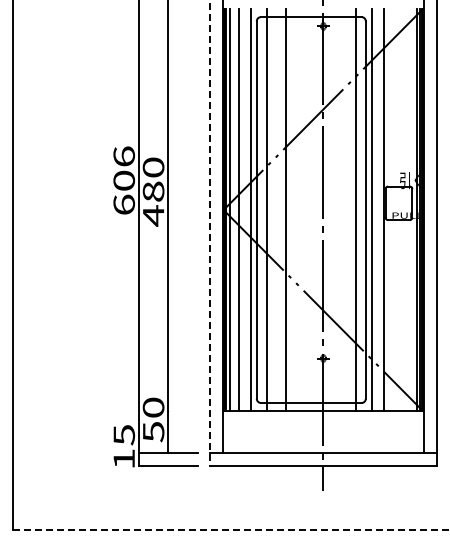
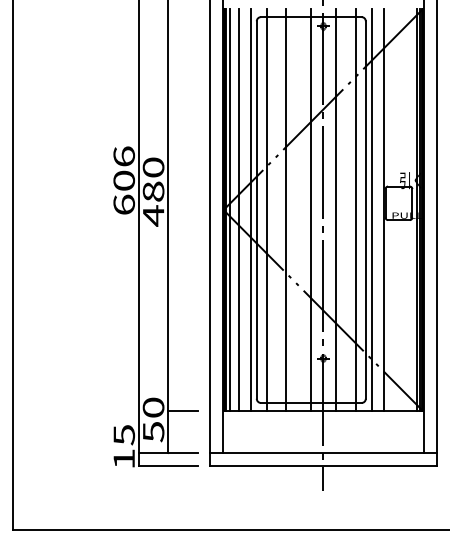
line: none -> present (311, 209)
line: none -> present (336, 209)
line: dashed -> solid (210, 233)
line: none -> present (182, 411)
line: dashed -> solid (231, 529)
